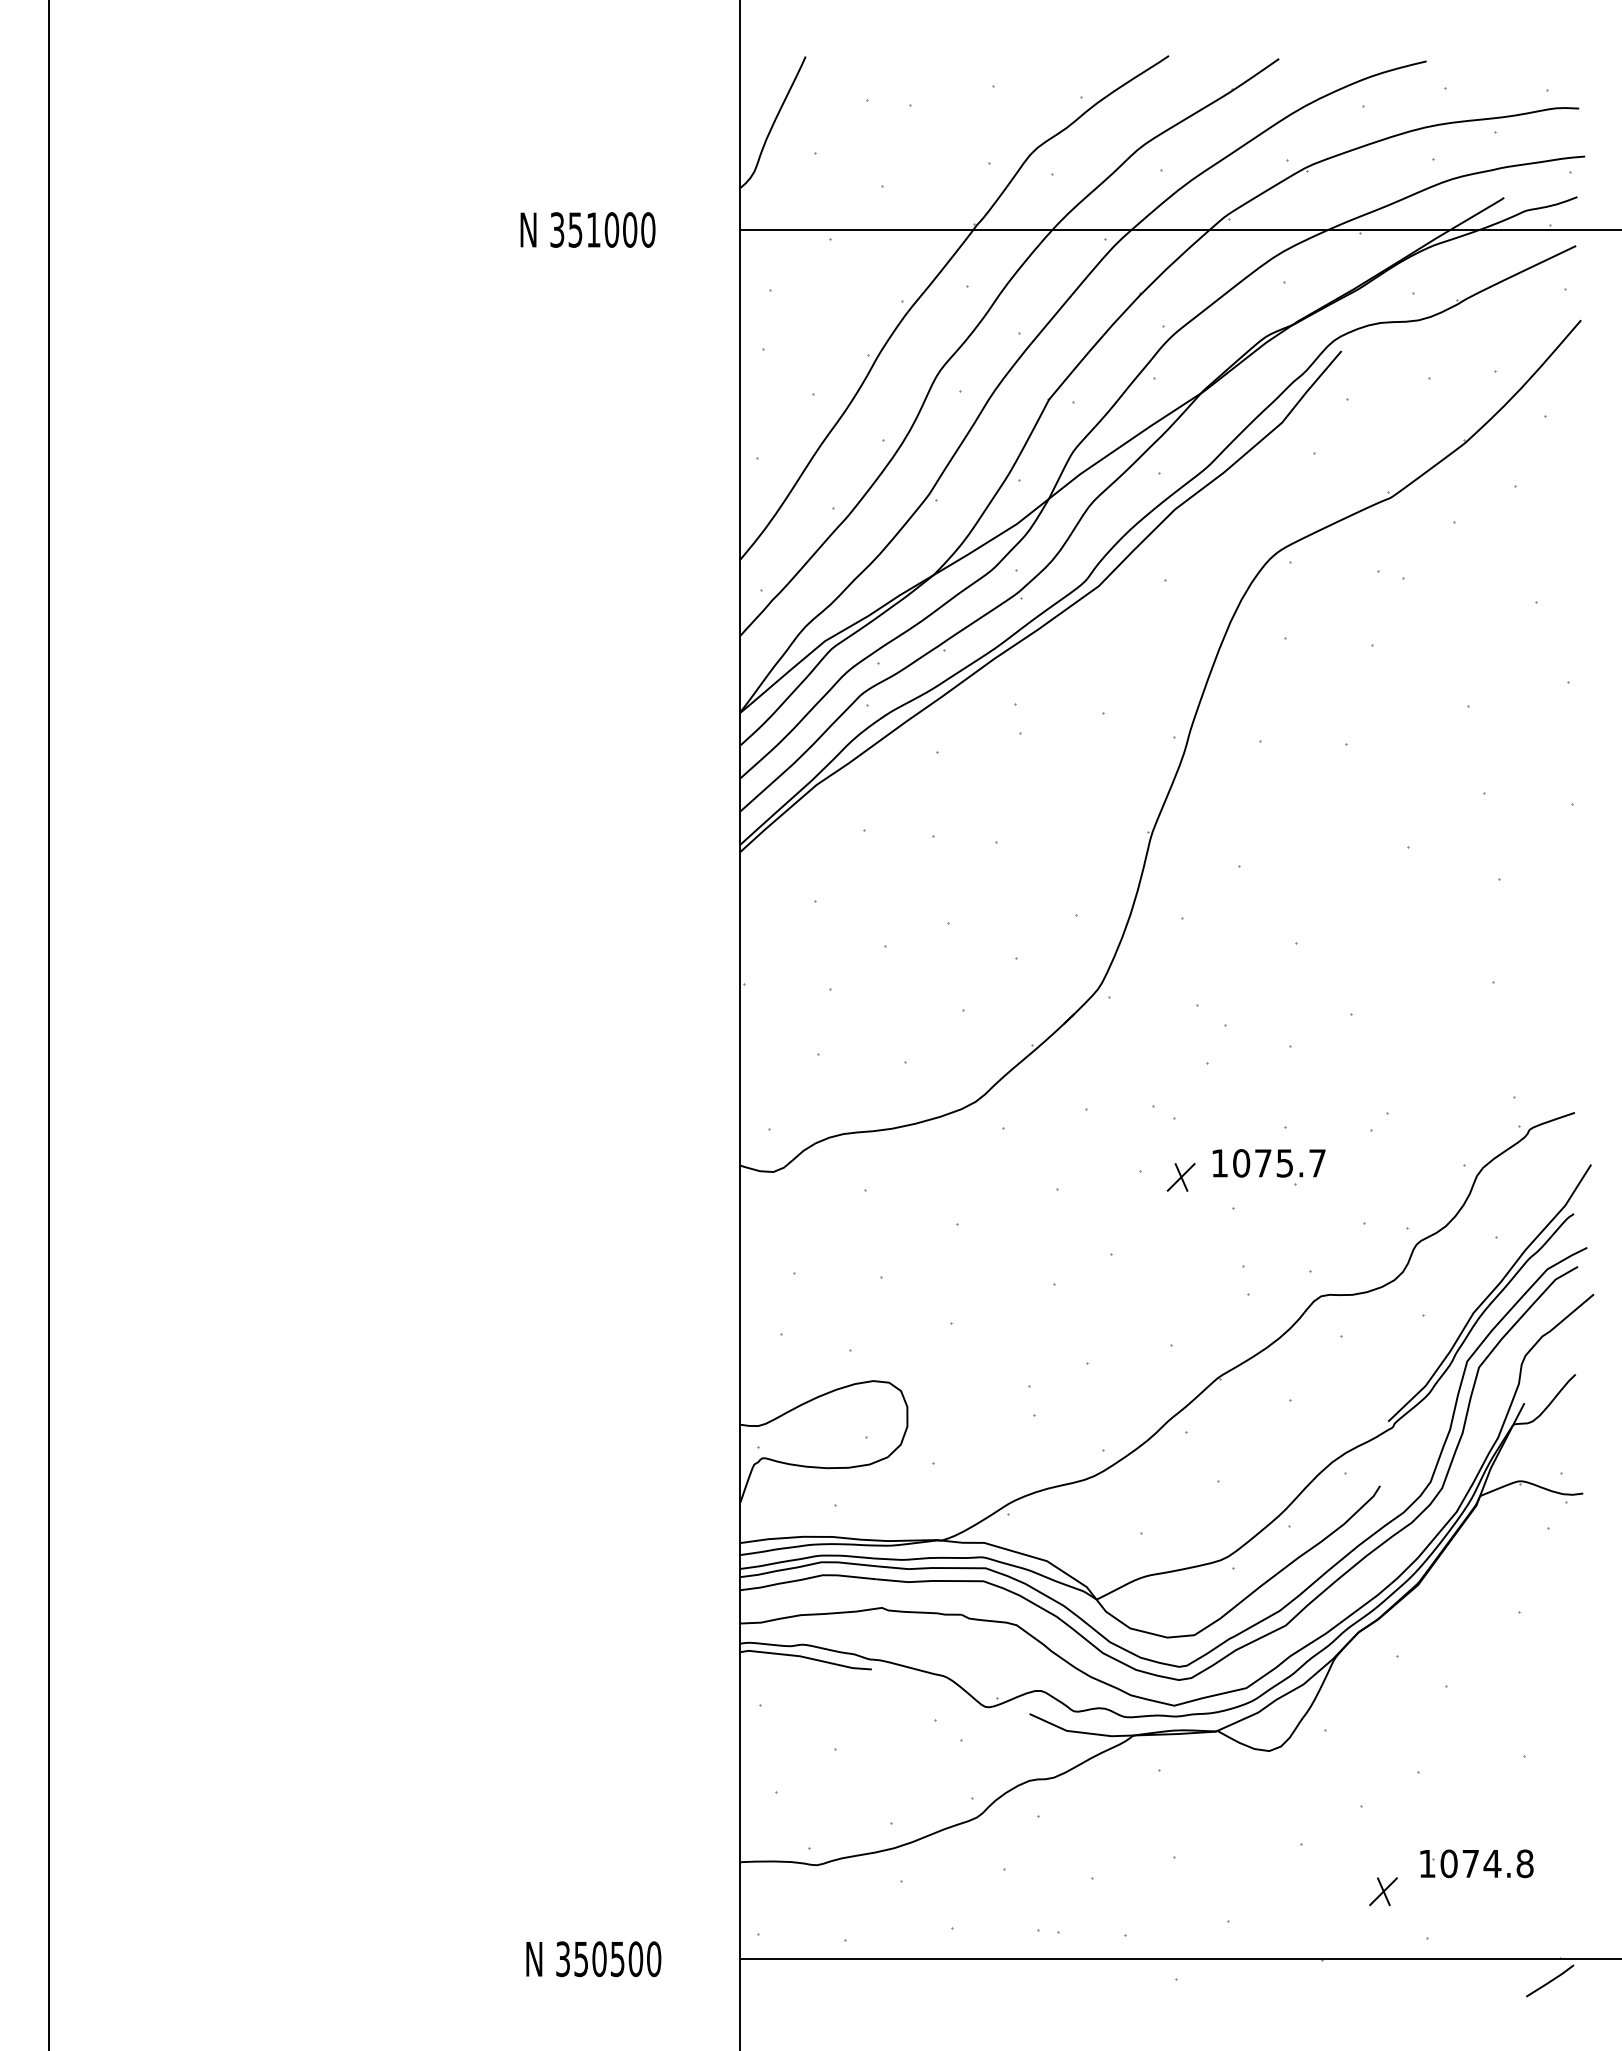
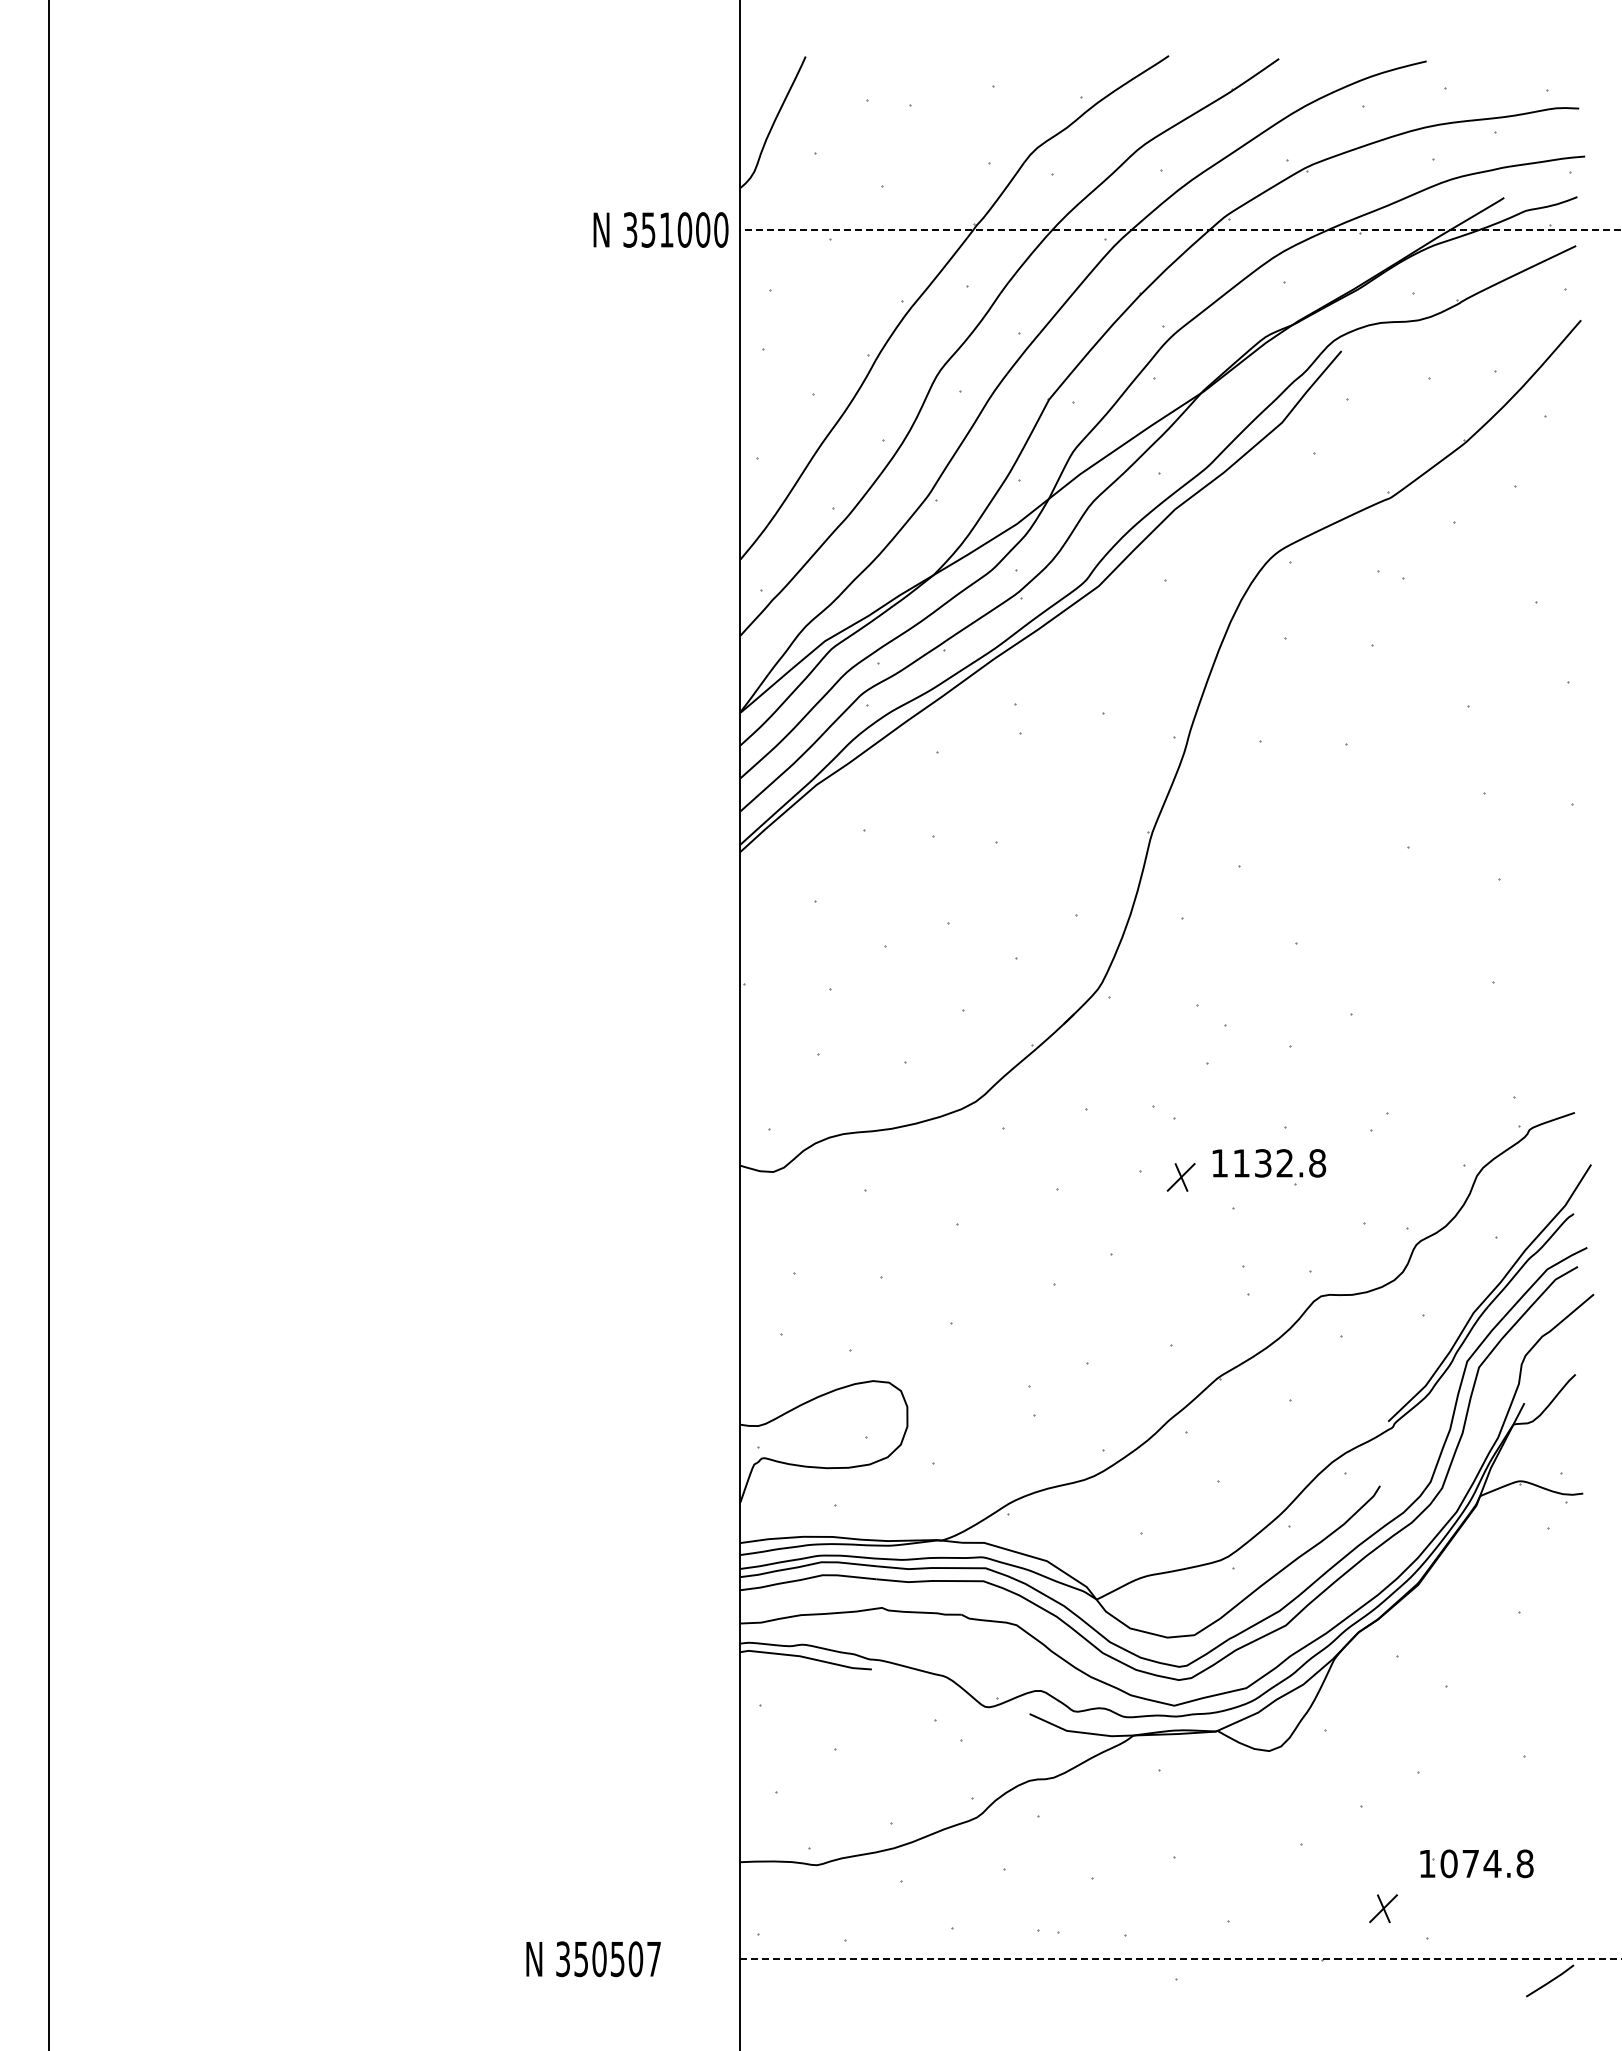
text position: (587, 229) -> (660, 229) (660, 229)
line: solid -> dashed (1180, 230)
text: 1075.7 -> 1132.8 (1279, 1163)
part position: (1383, 1891) -> (1383, 1908) (1383, 1908)
text: 350500 -> 350507 (654, 1959)
line: solid -> dashed (1181, 1959)
